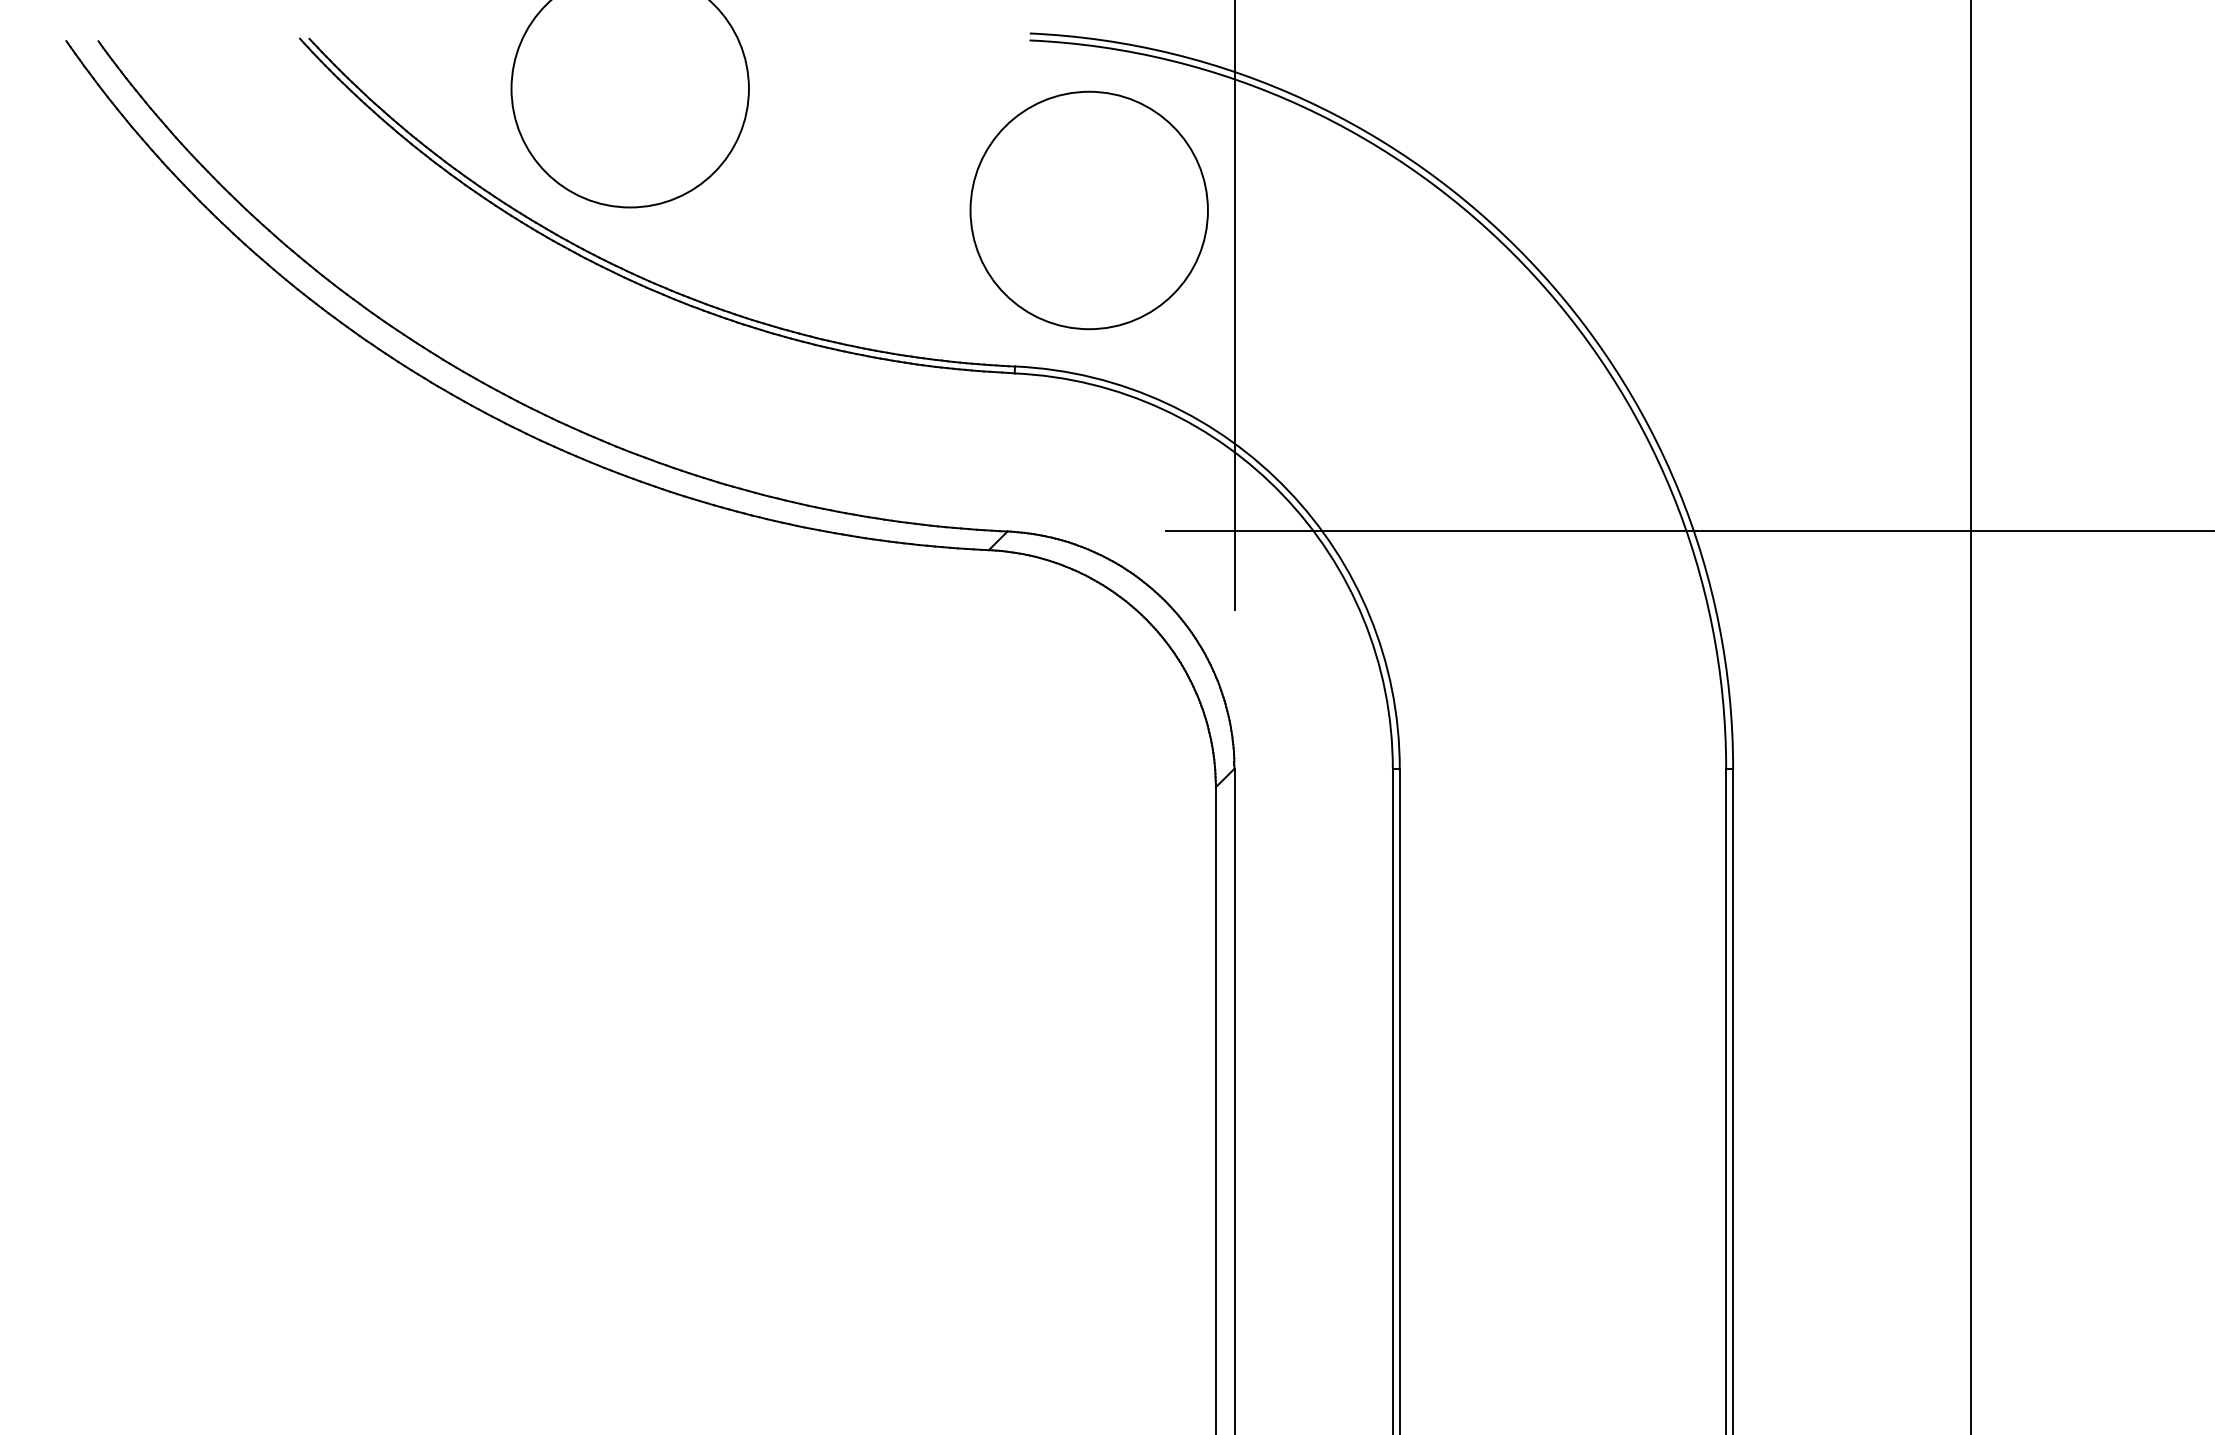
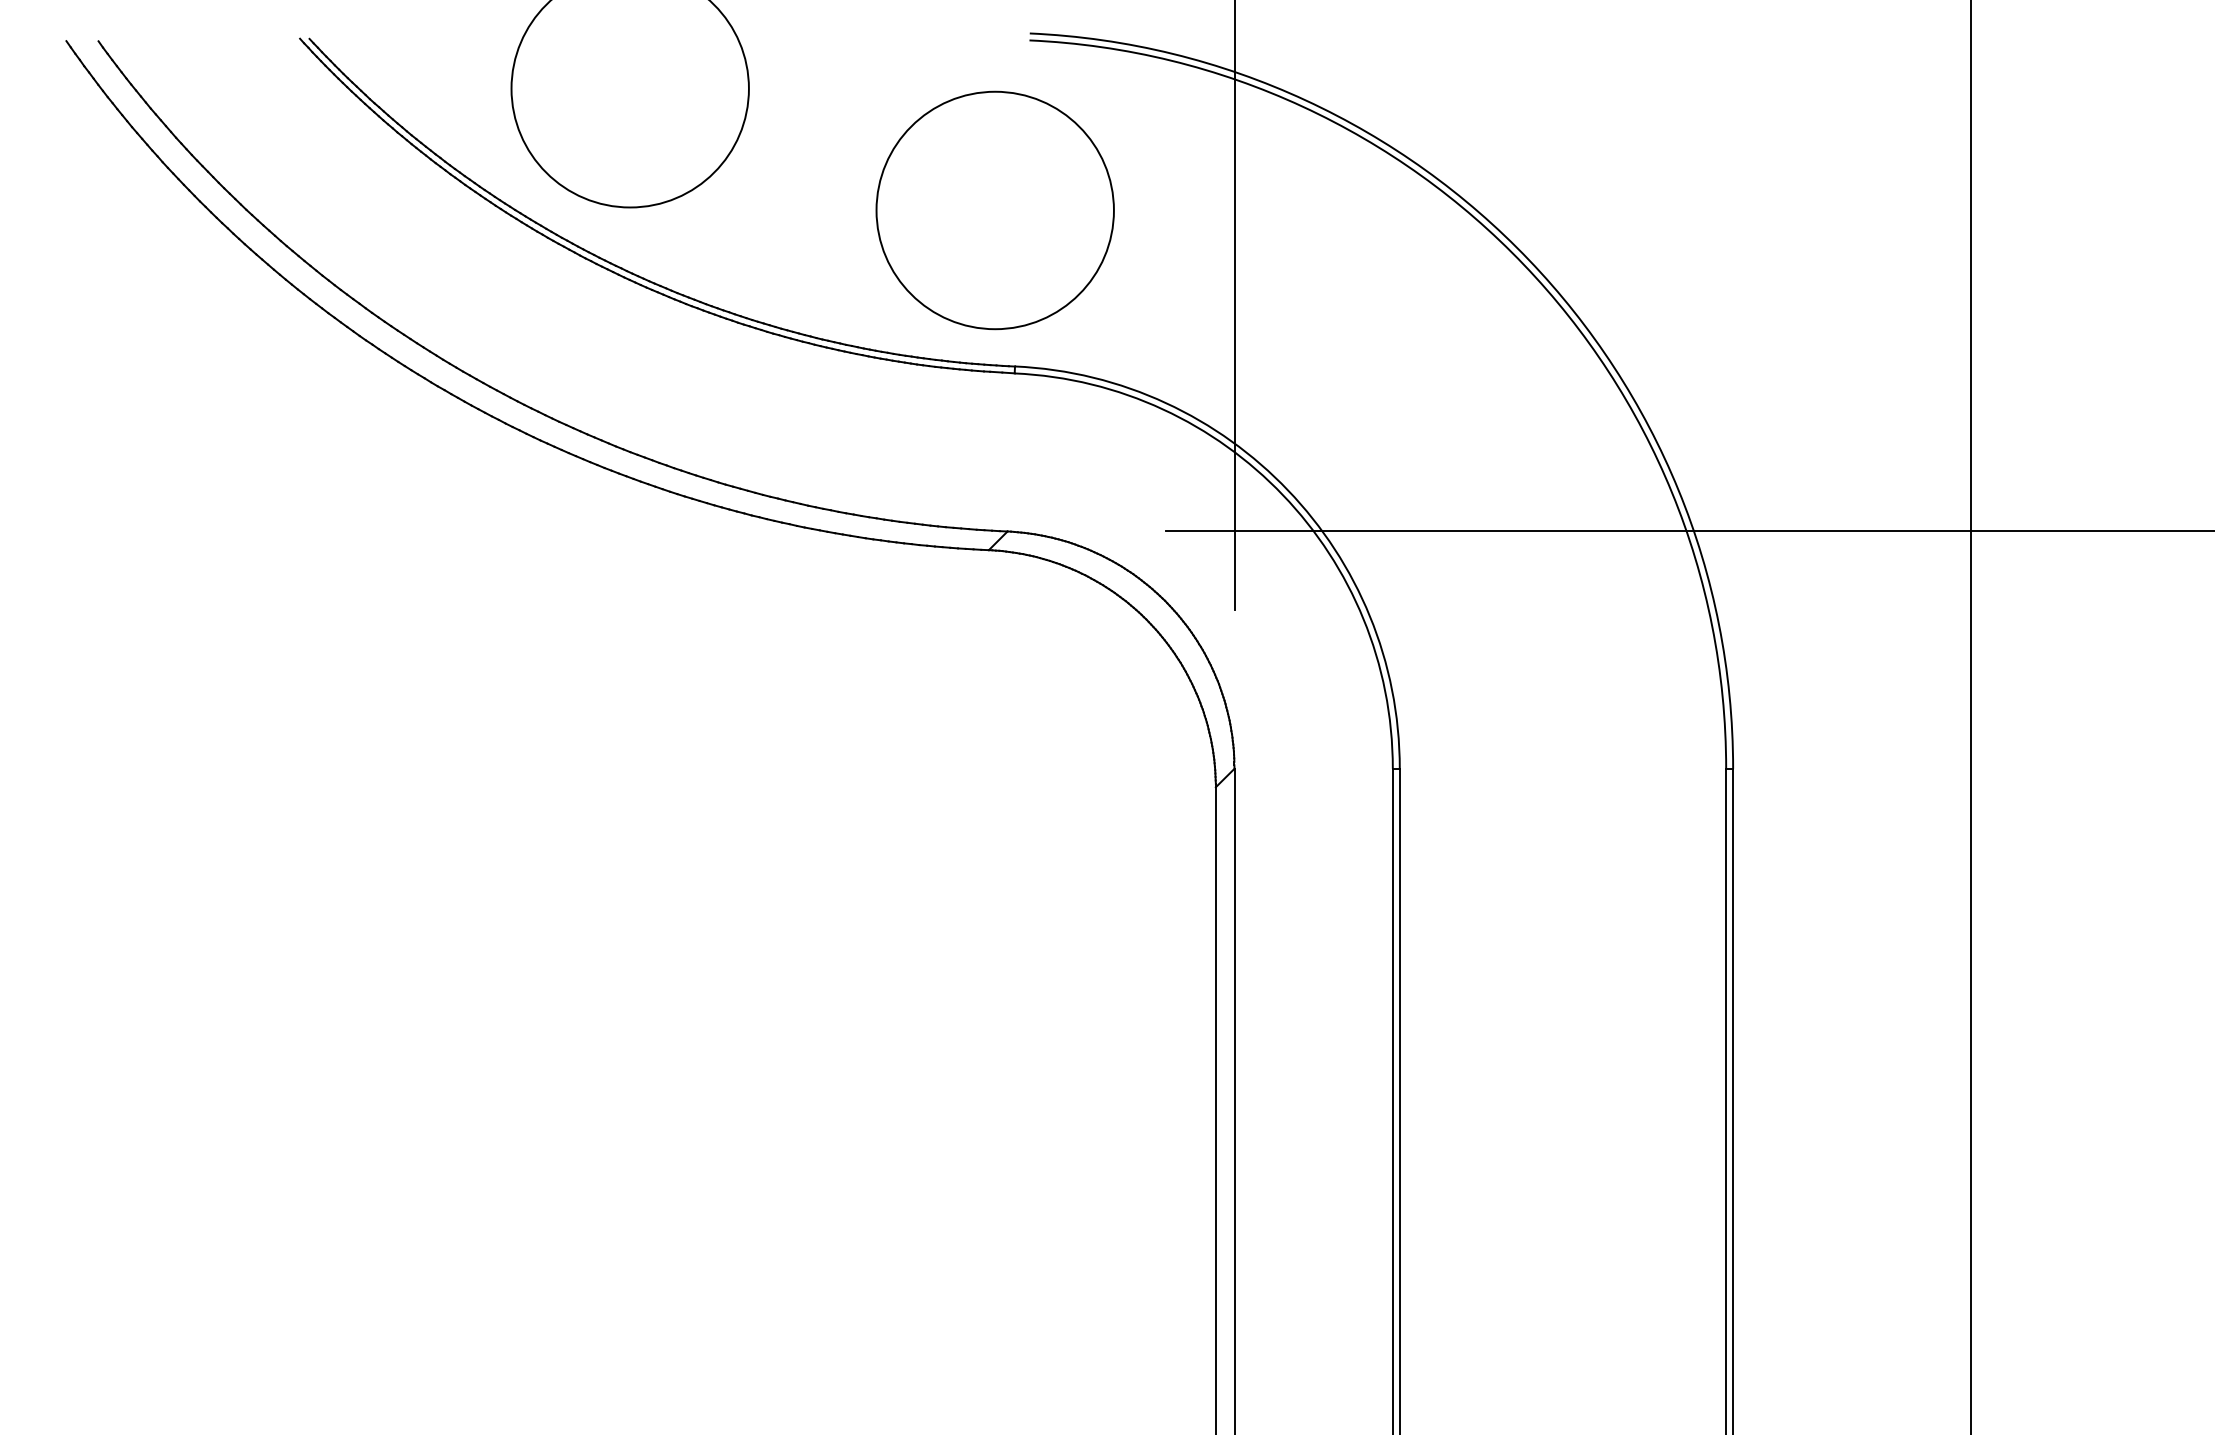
circle position: (1088, 210) -> (994, 210) (994, 210)
